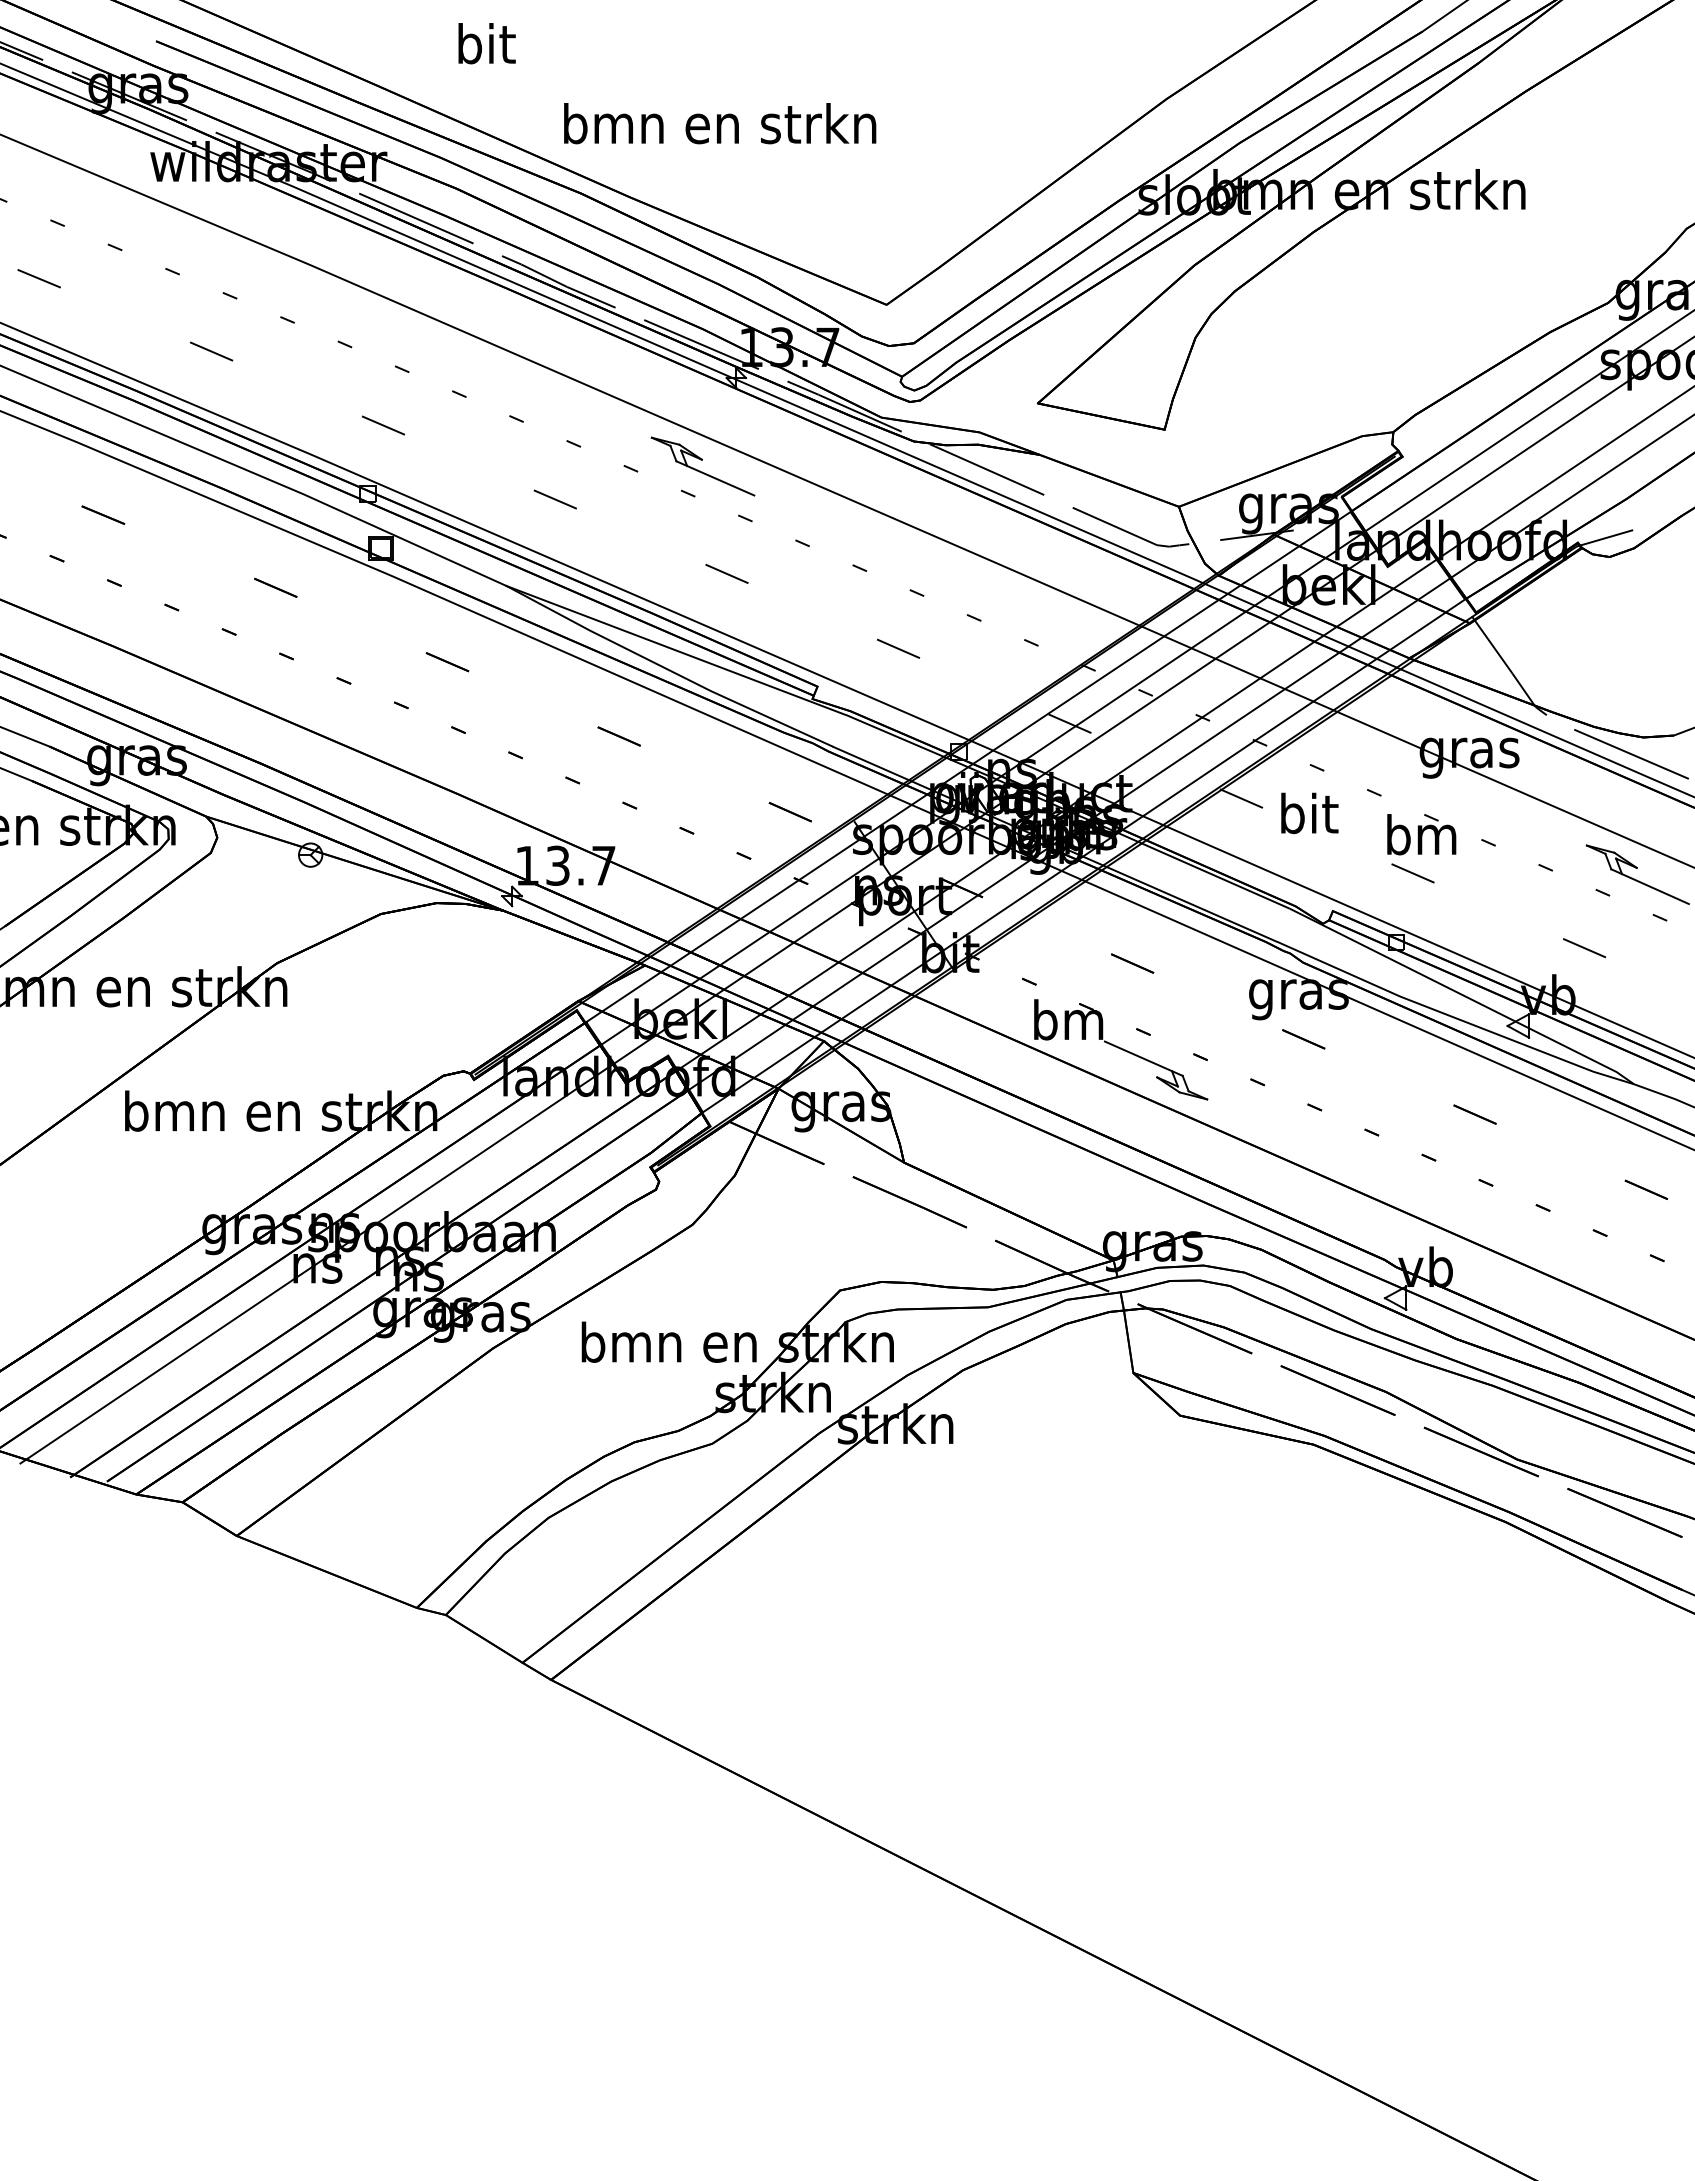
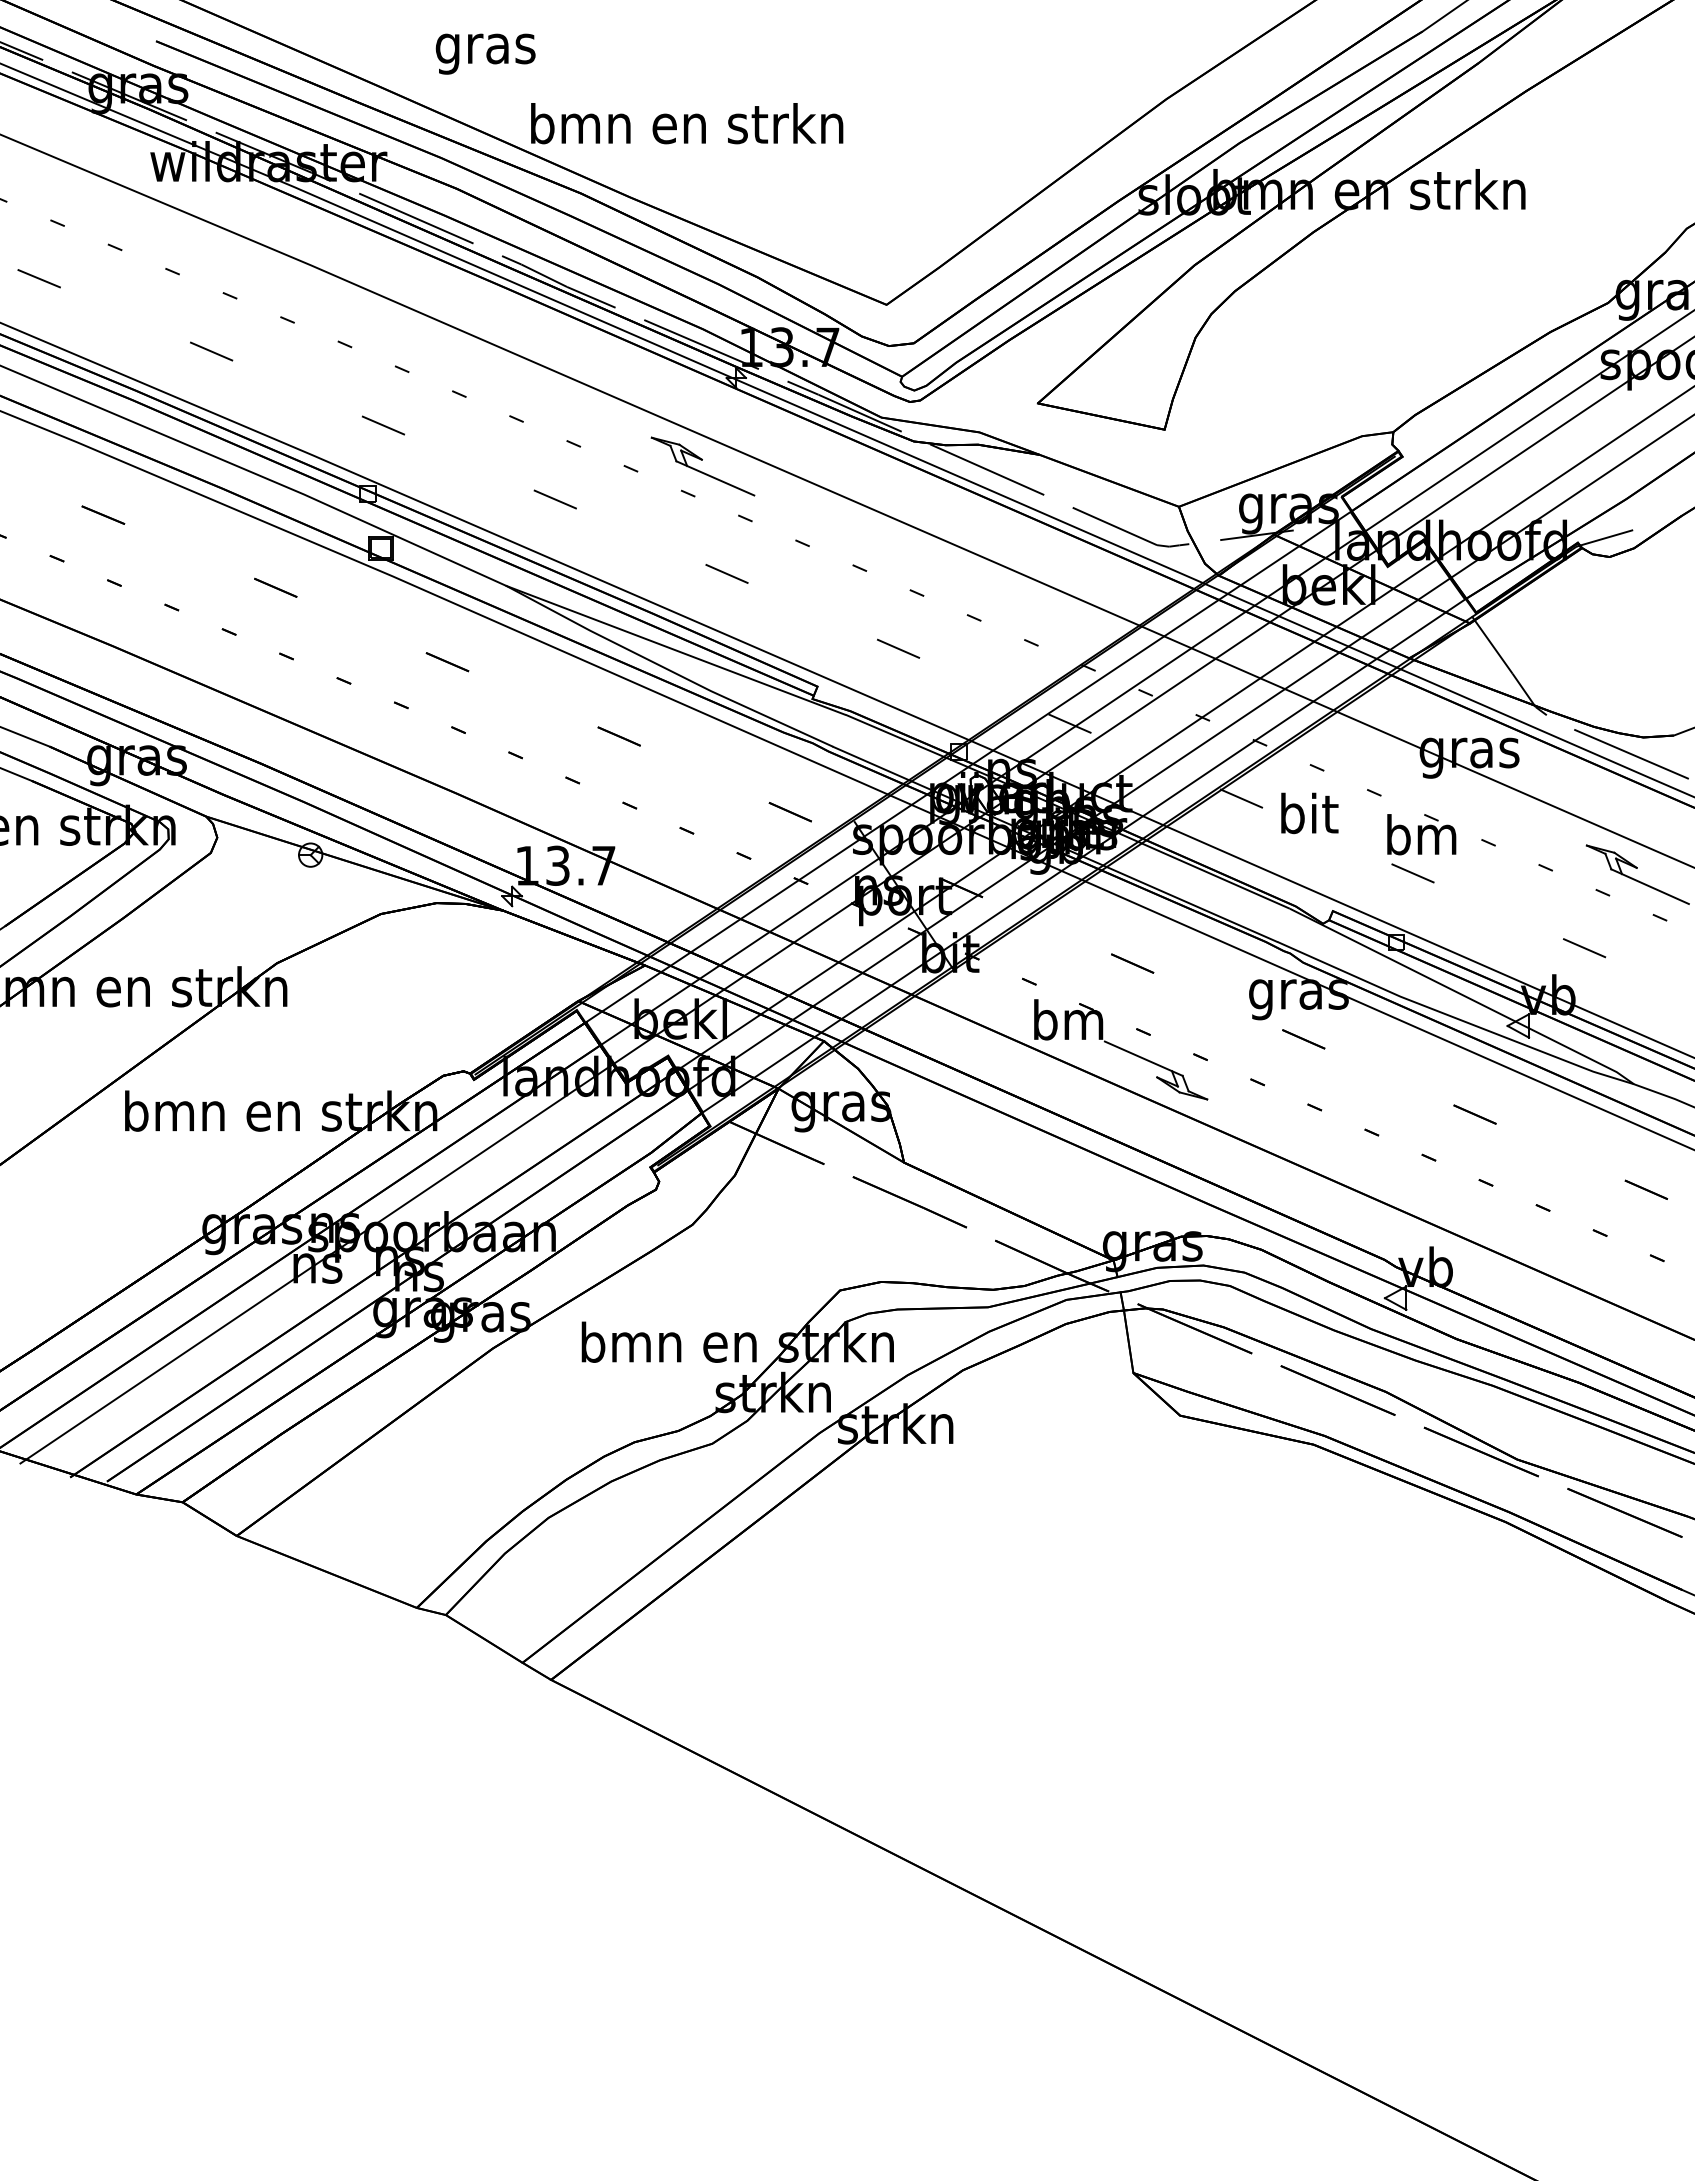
text: bit -> gras (485, 48)
text position: (720, 123) -> (687, 123) (687, 123)
